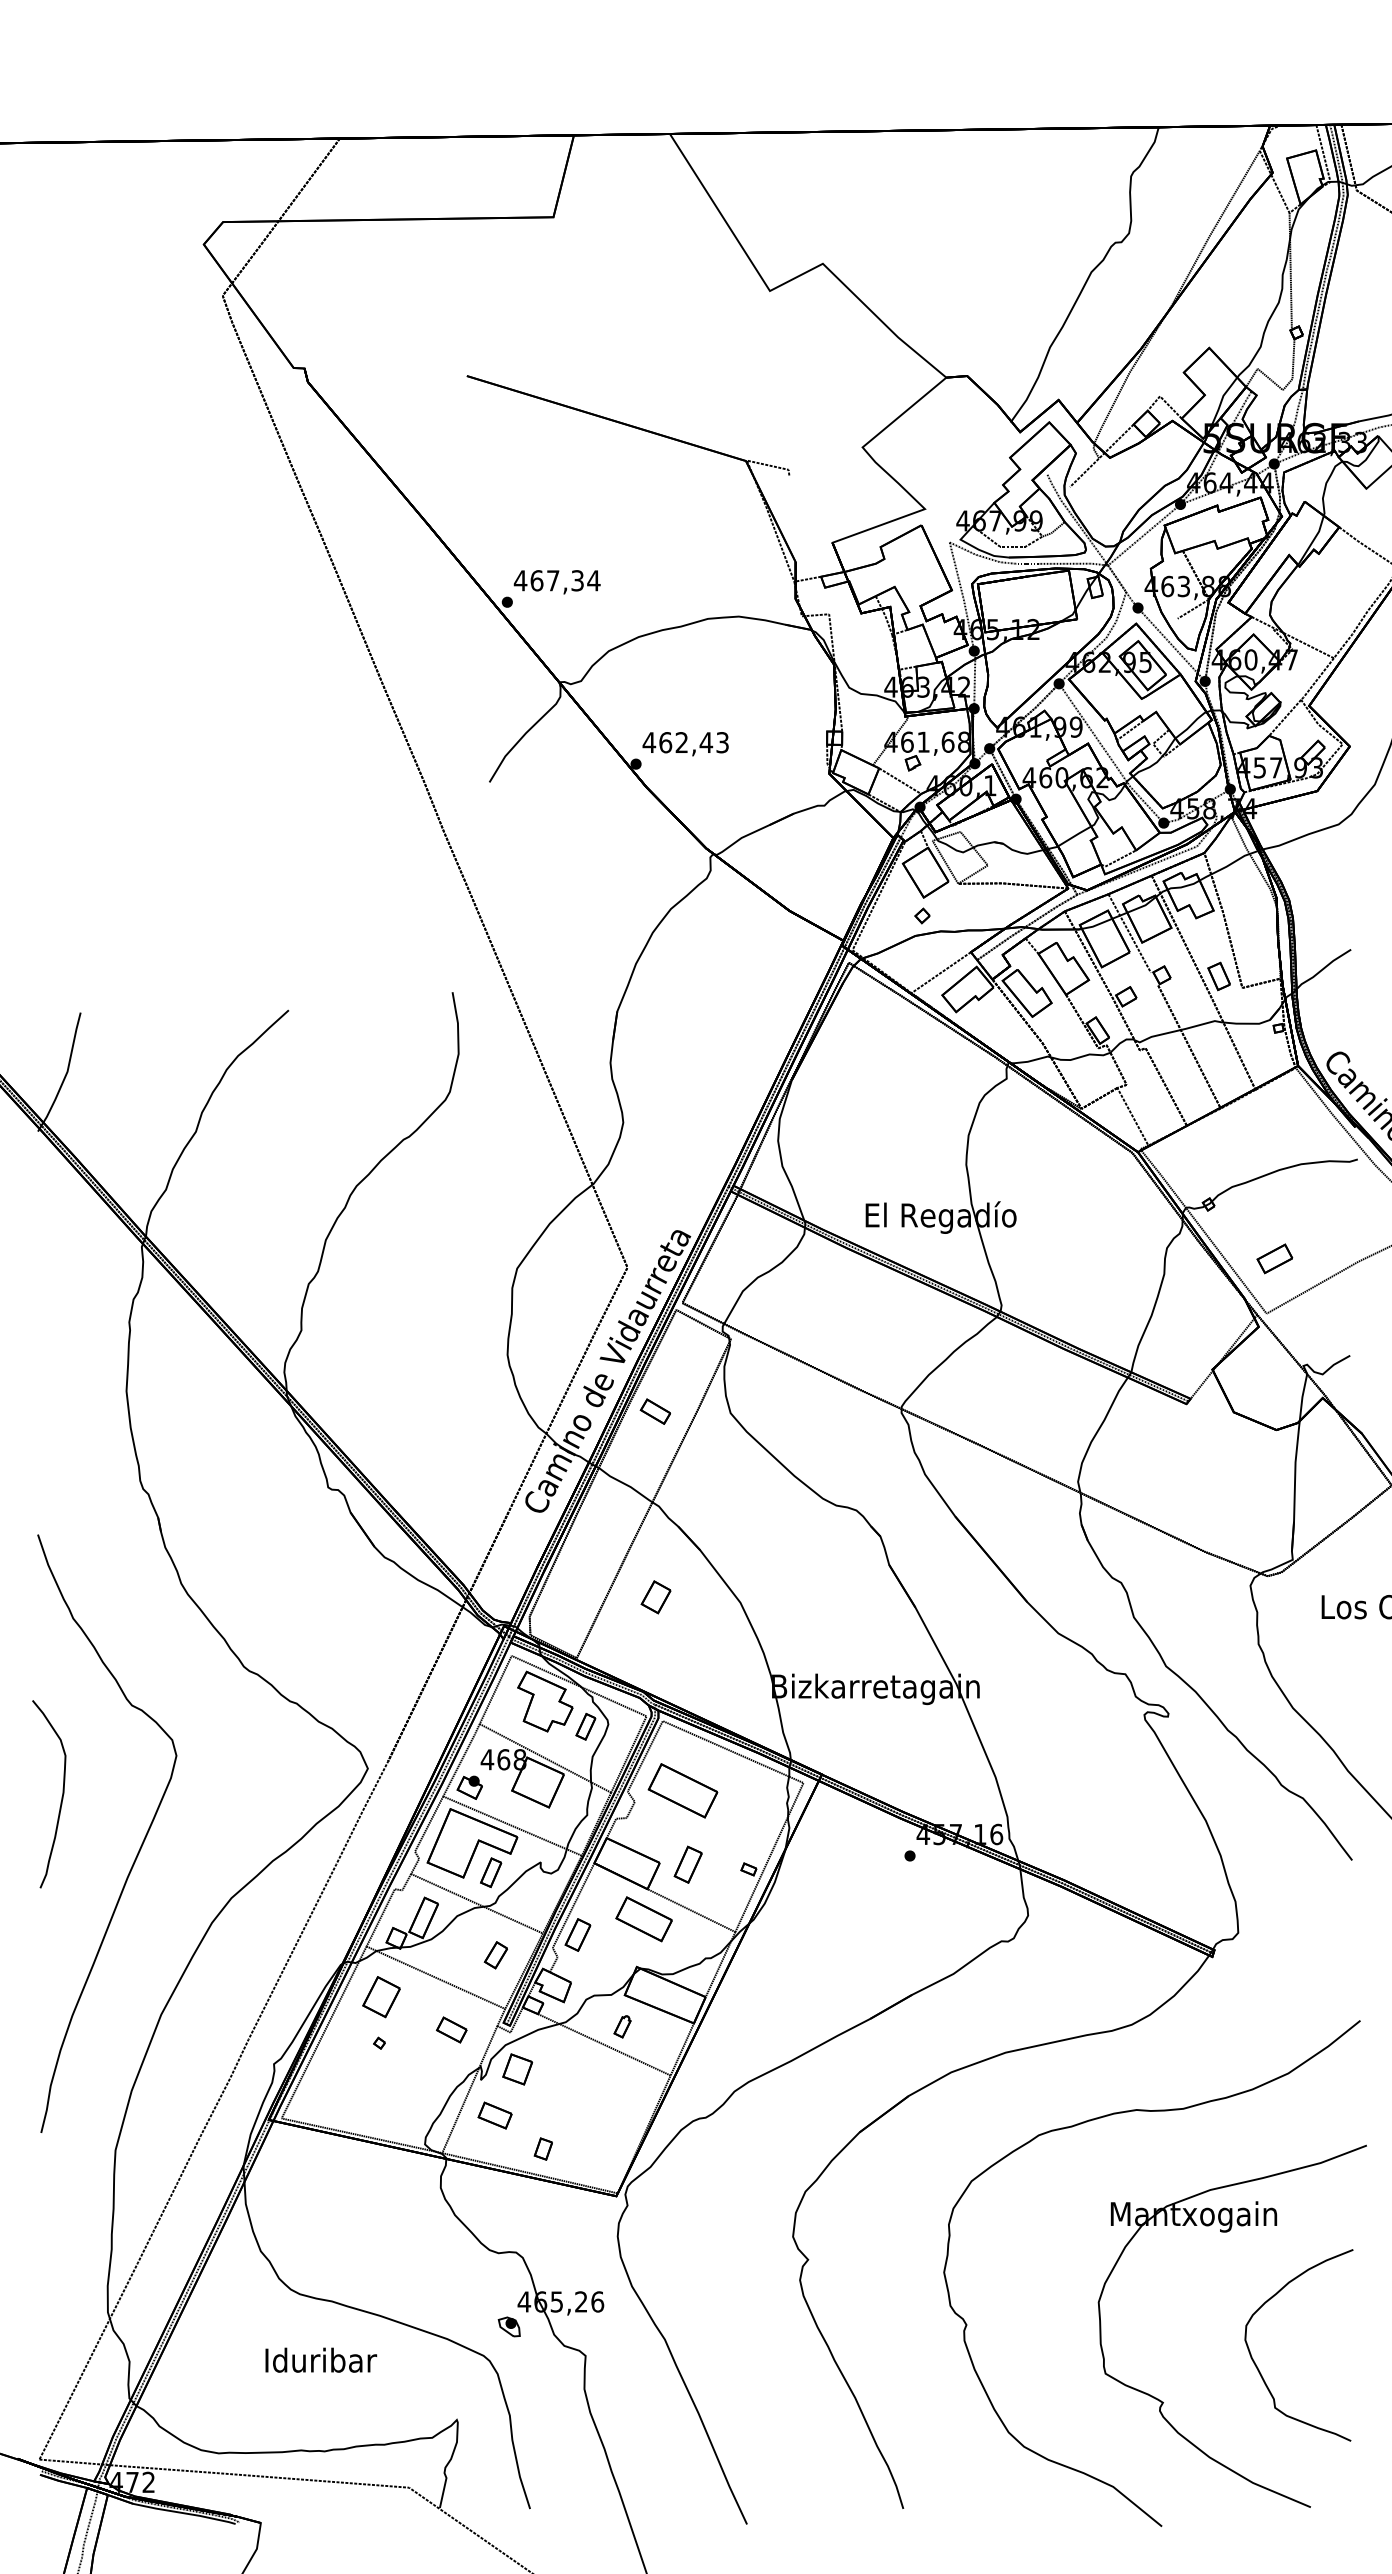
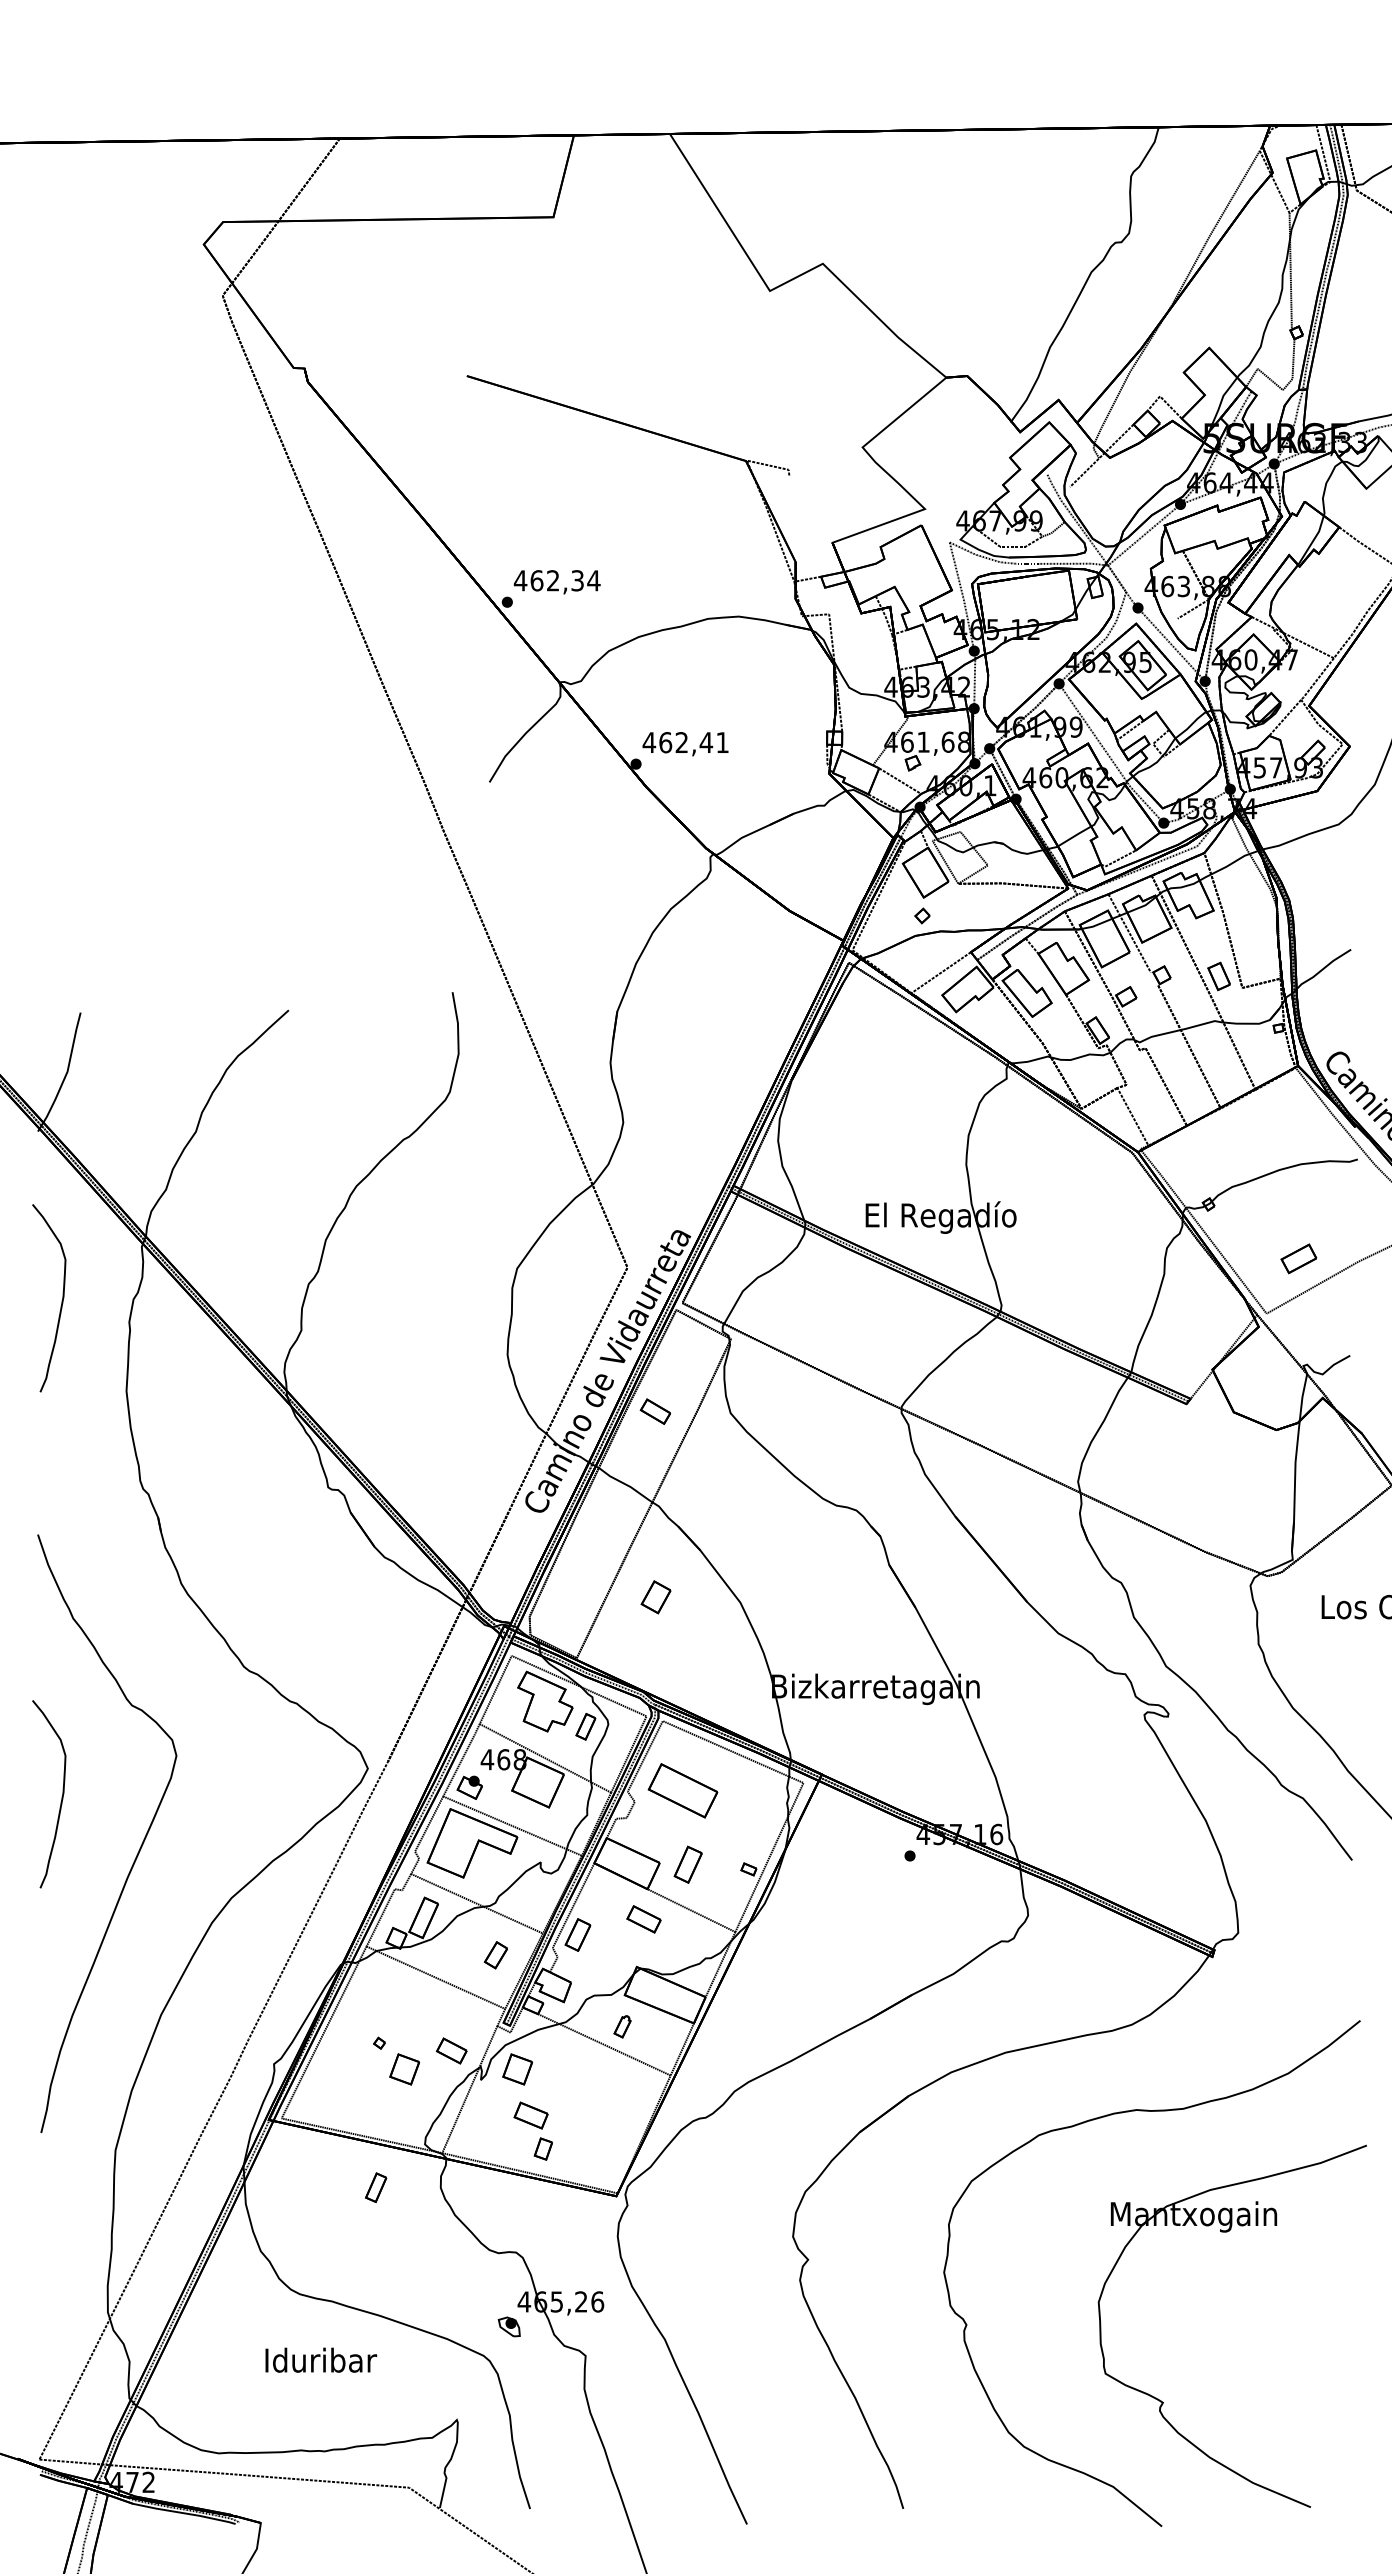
text: 467,34 -> 462,34 (553, 580)
text: 462,43 -> 462,41 (722, 742)
part position: (1274, 1258) -> (1298, 1258) (1298, 1258)
curve: none -> present (61, 1300)
part position: (491, 1872) -> (376, 2187) (376, 2187)
part size: 58x47 px -> 36x29 px (643, 1919)
part: present -> none (381, 1997)
part position: (451, 2029) -> (451, 2050) (451, 2050)
part: none -> present (404, 2069)
part position: (494, 2115) -> (530, 2115) (530, 2115)
curve: present -> none (1258, 2367)
